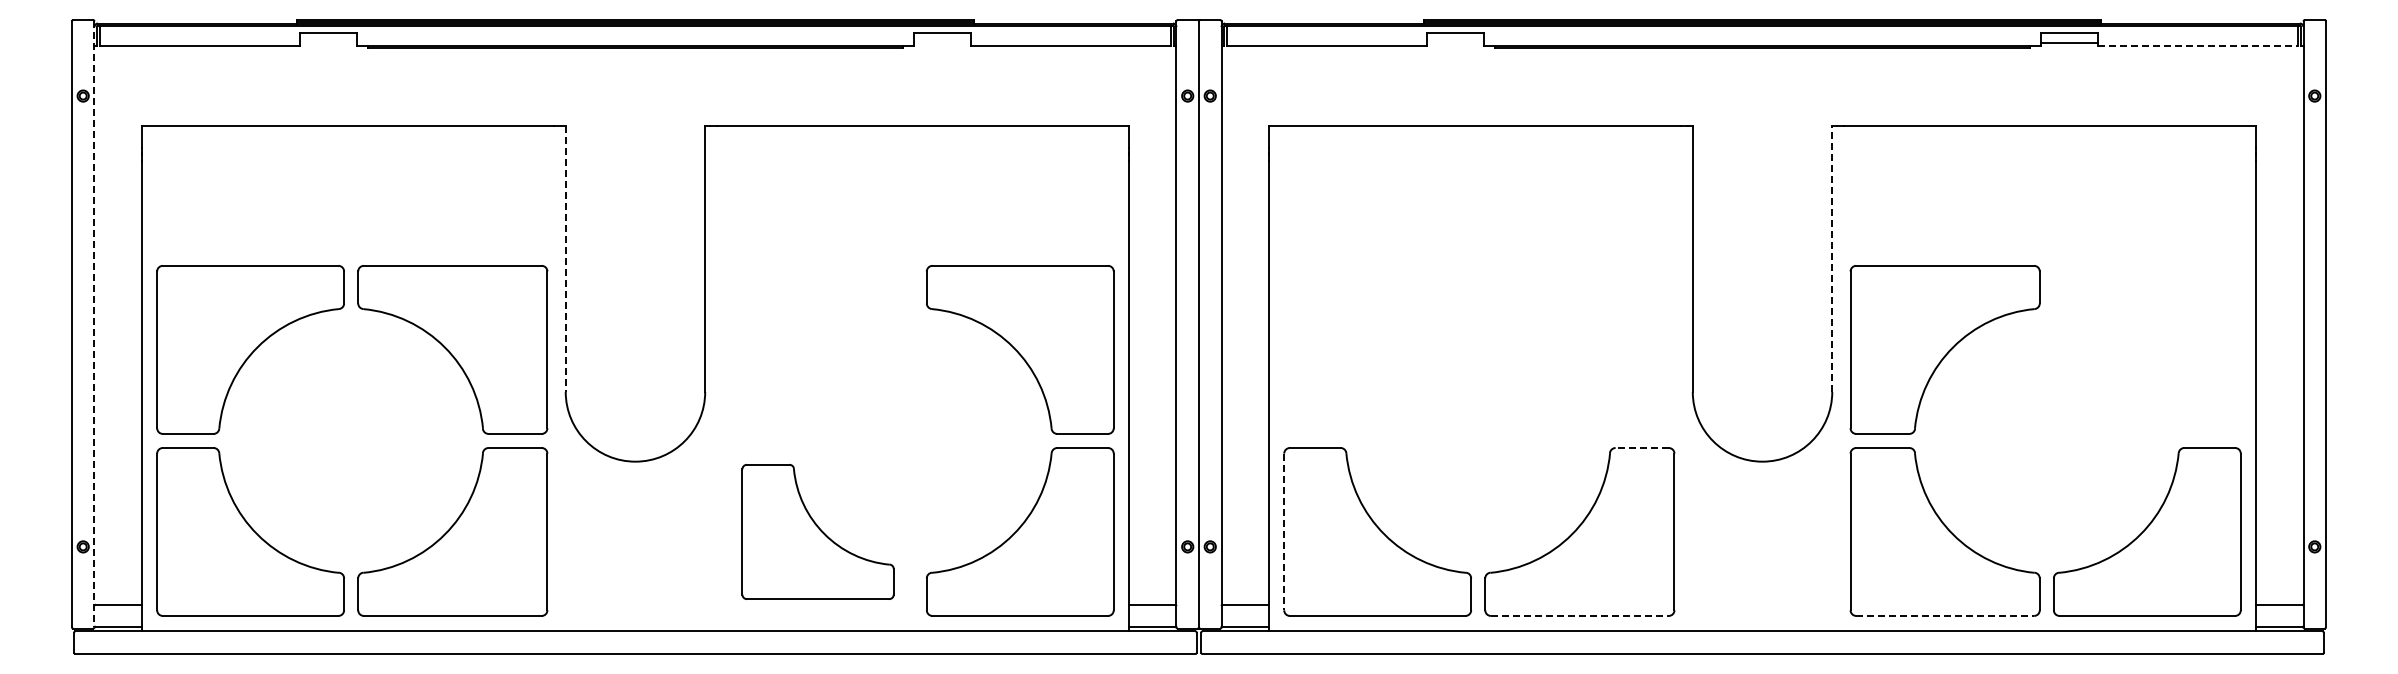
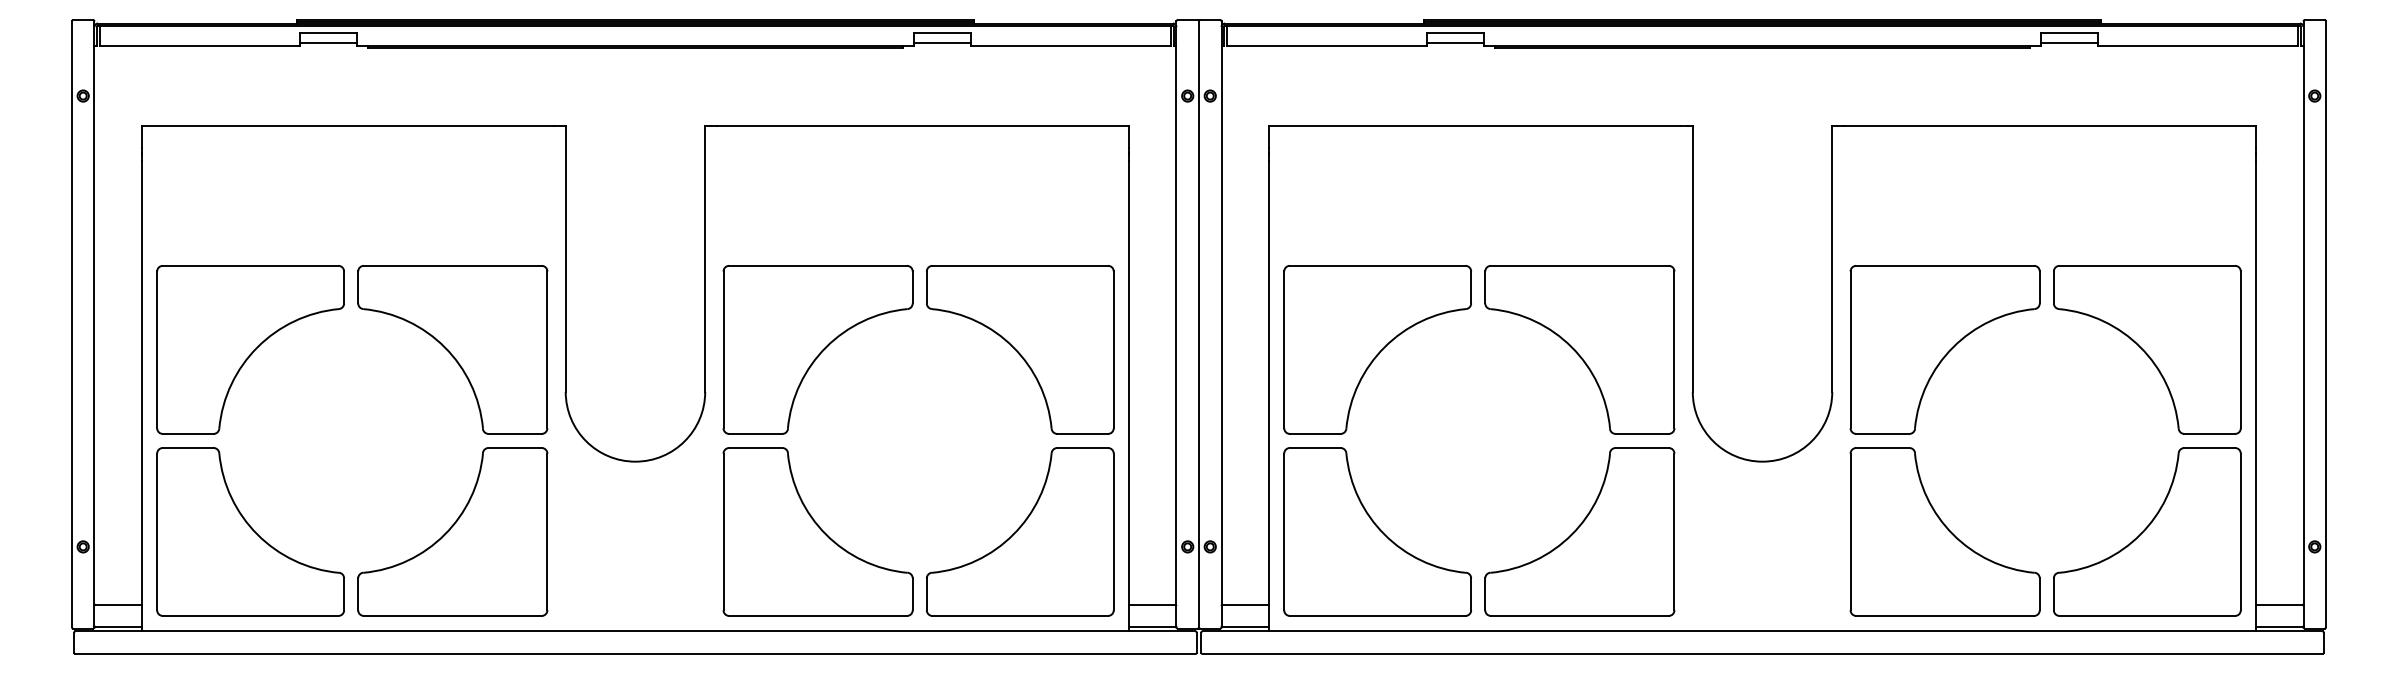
line: none -> present (328, 43)
line: none -> present (942, 43)
line: none -> present (1455, 43)
line: dashed -> solid (2198, 46)
line: dashed -> solid (1832, 258)
line: dashed -> solid (565, 259)
line: dashed -> solid (94, 324)
part: none -> present (817, 349)
part: none -> present (1377, 349)
part: none -> present (1579, 349)
part: none -> present (2147, 349)
line: dashed -> solid (1642, 448)
part size: 154x136 px -> 192x170 px (817, 531)
line: dashed -> solid (1284, 532)
line: dashed -> solid (1579, 615)
line: dashed -> solid (1945, 615)
